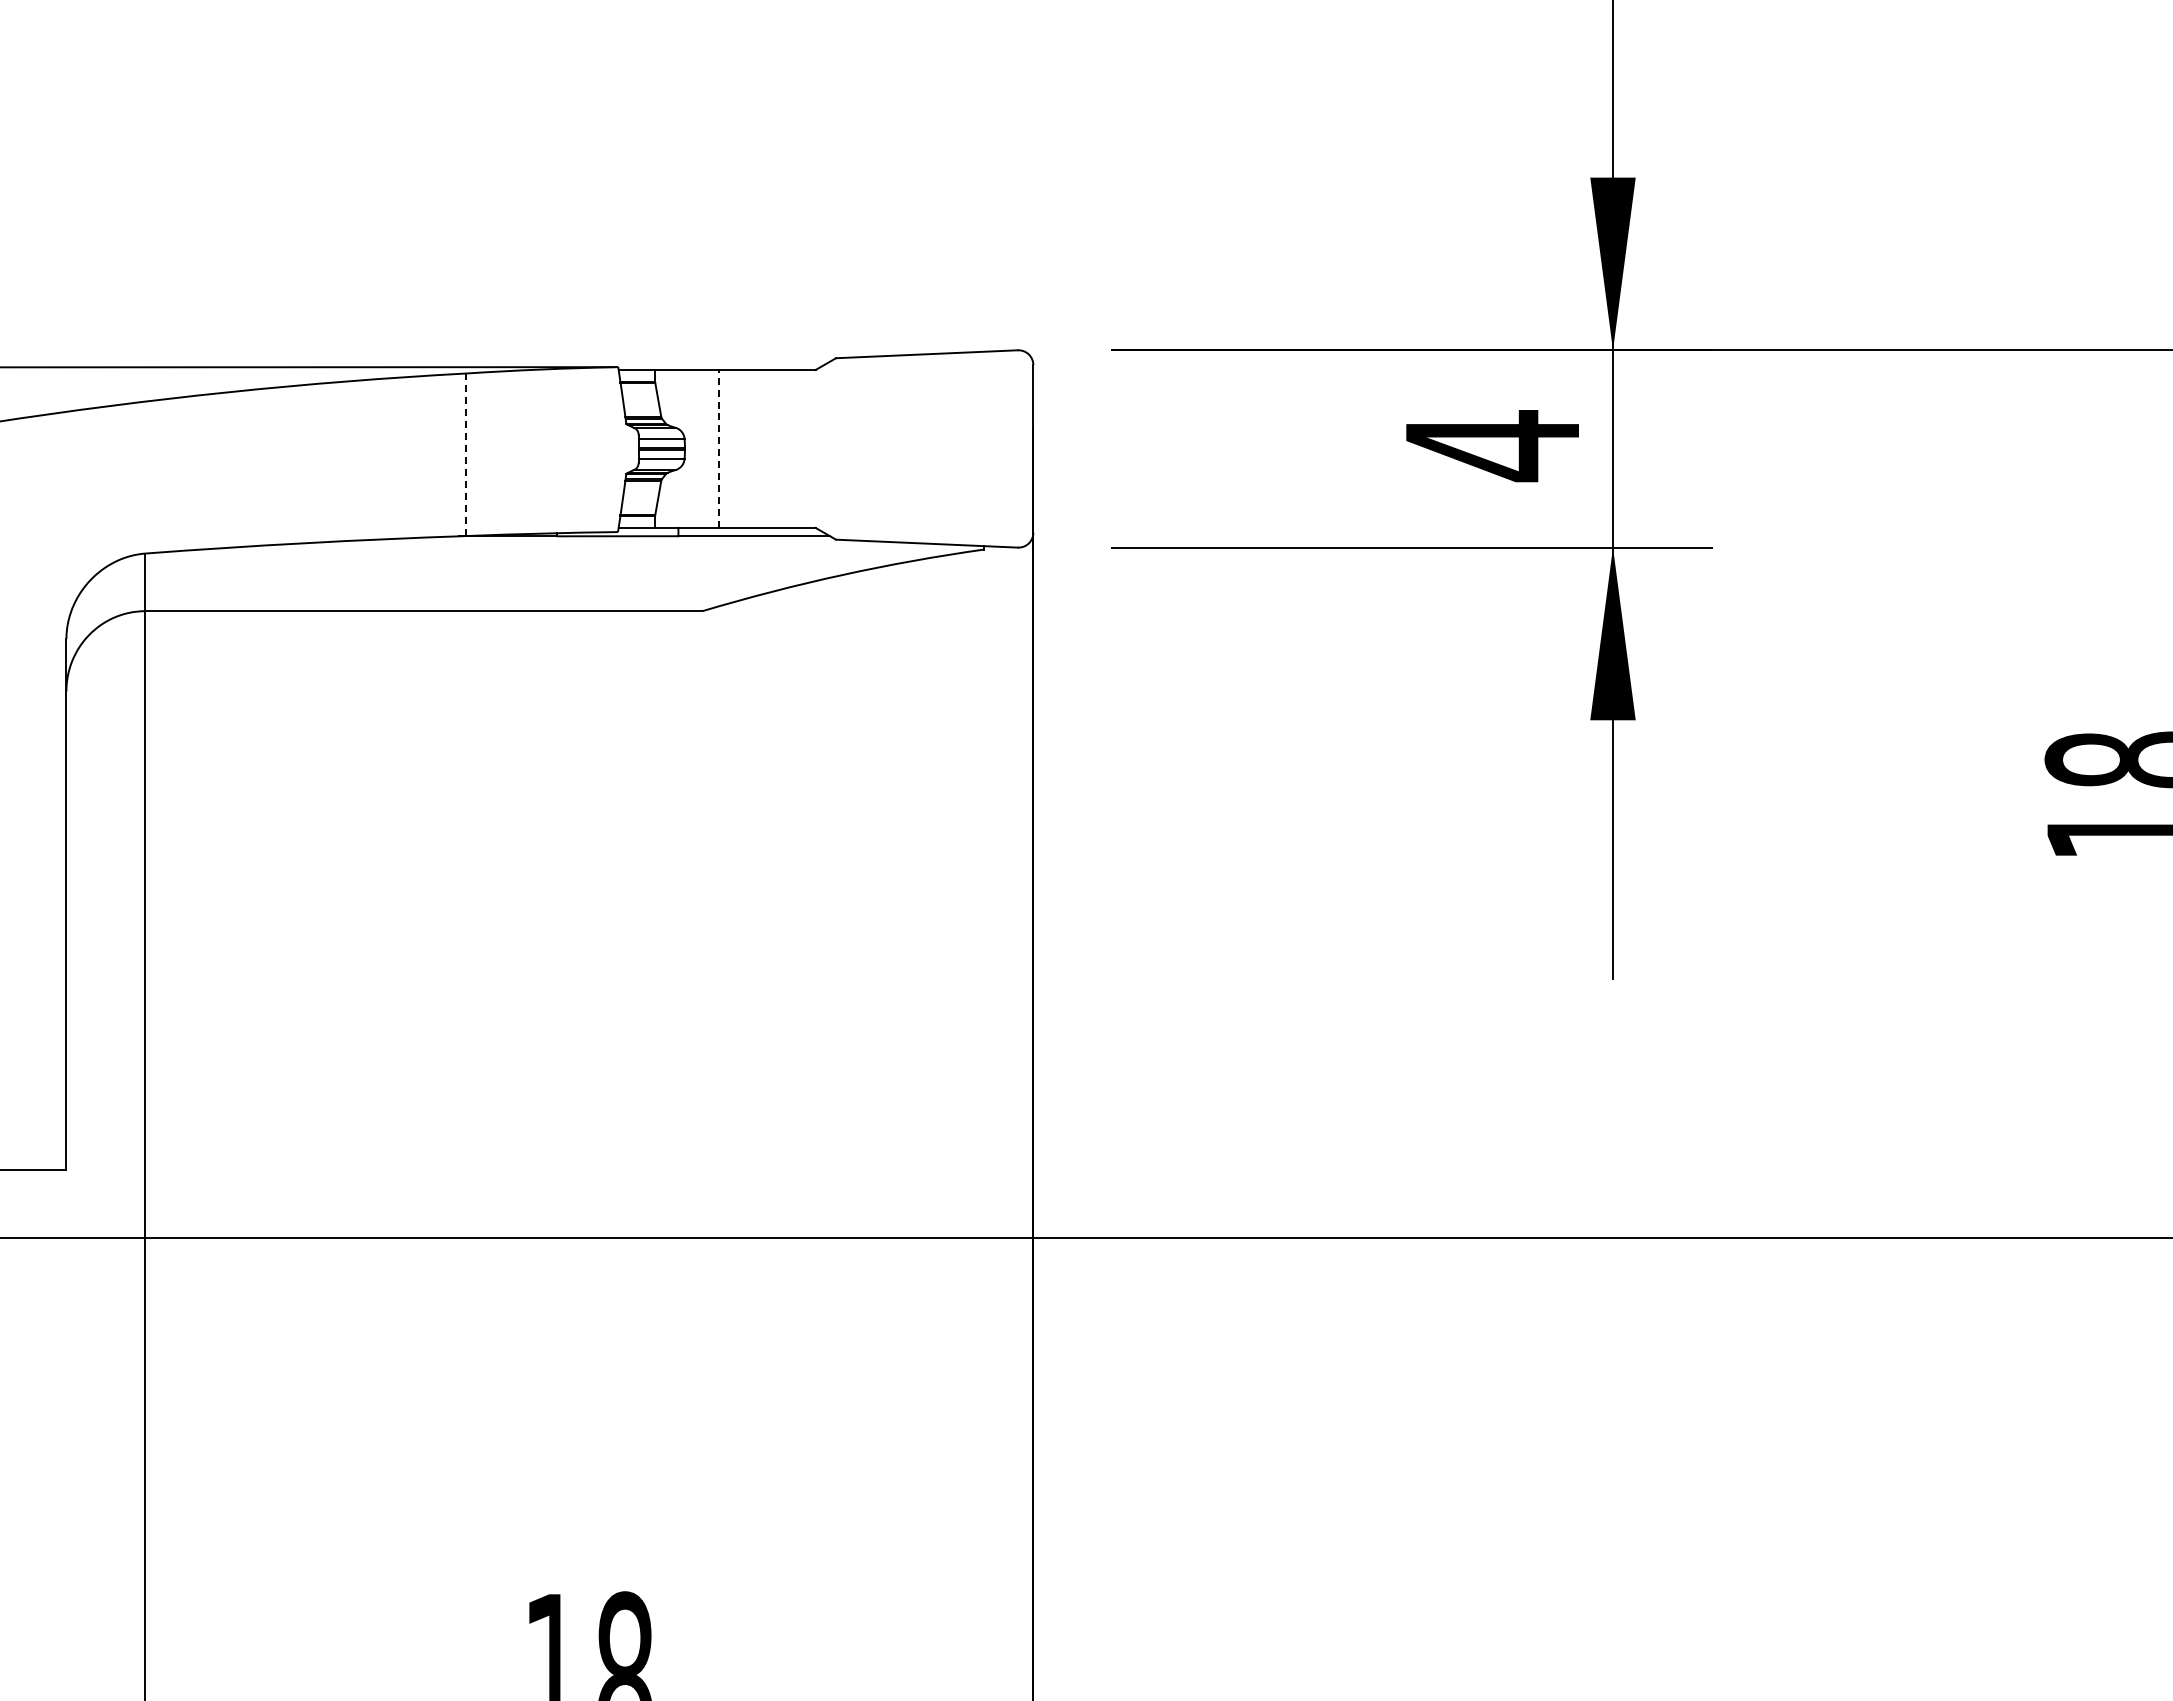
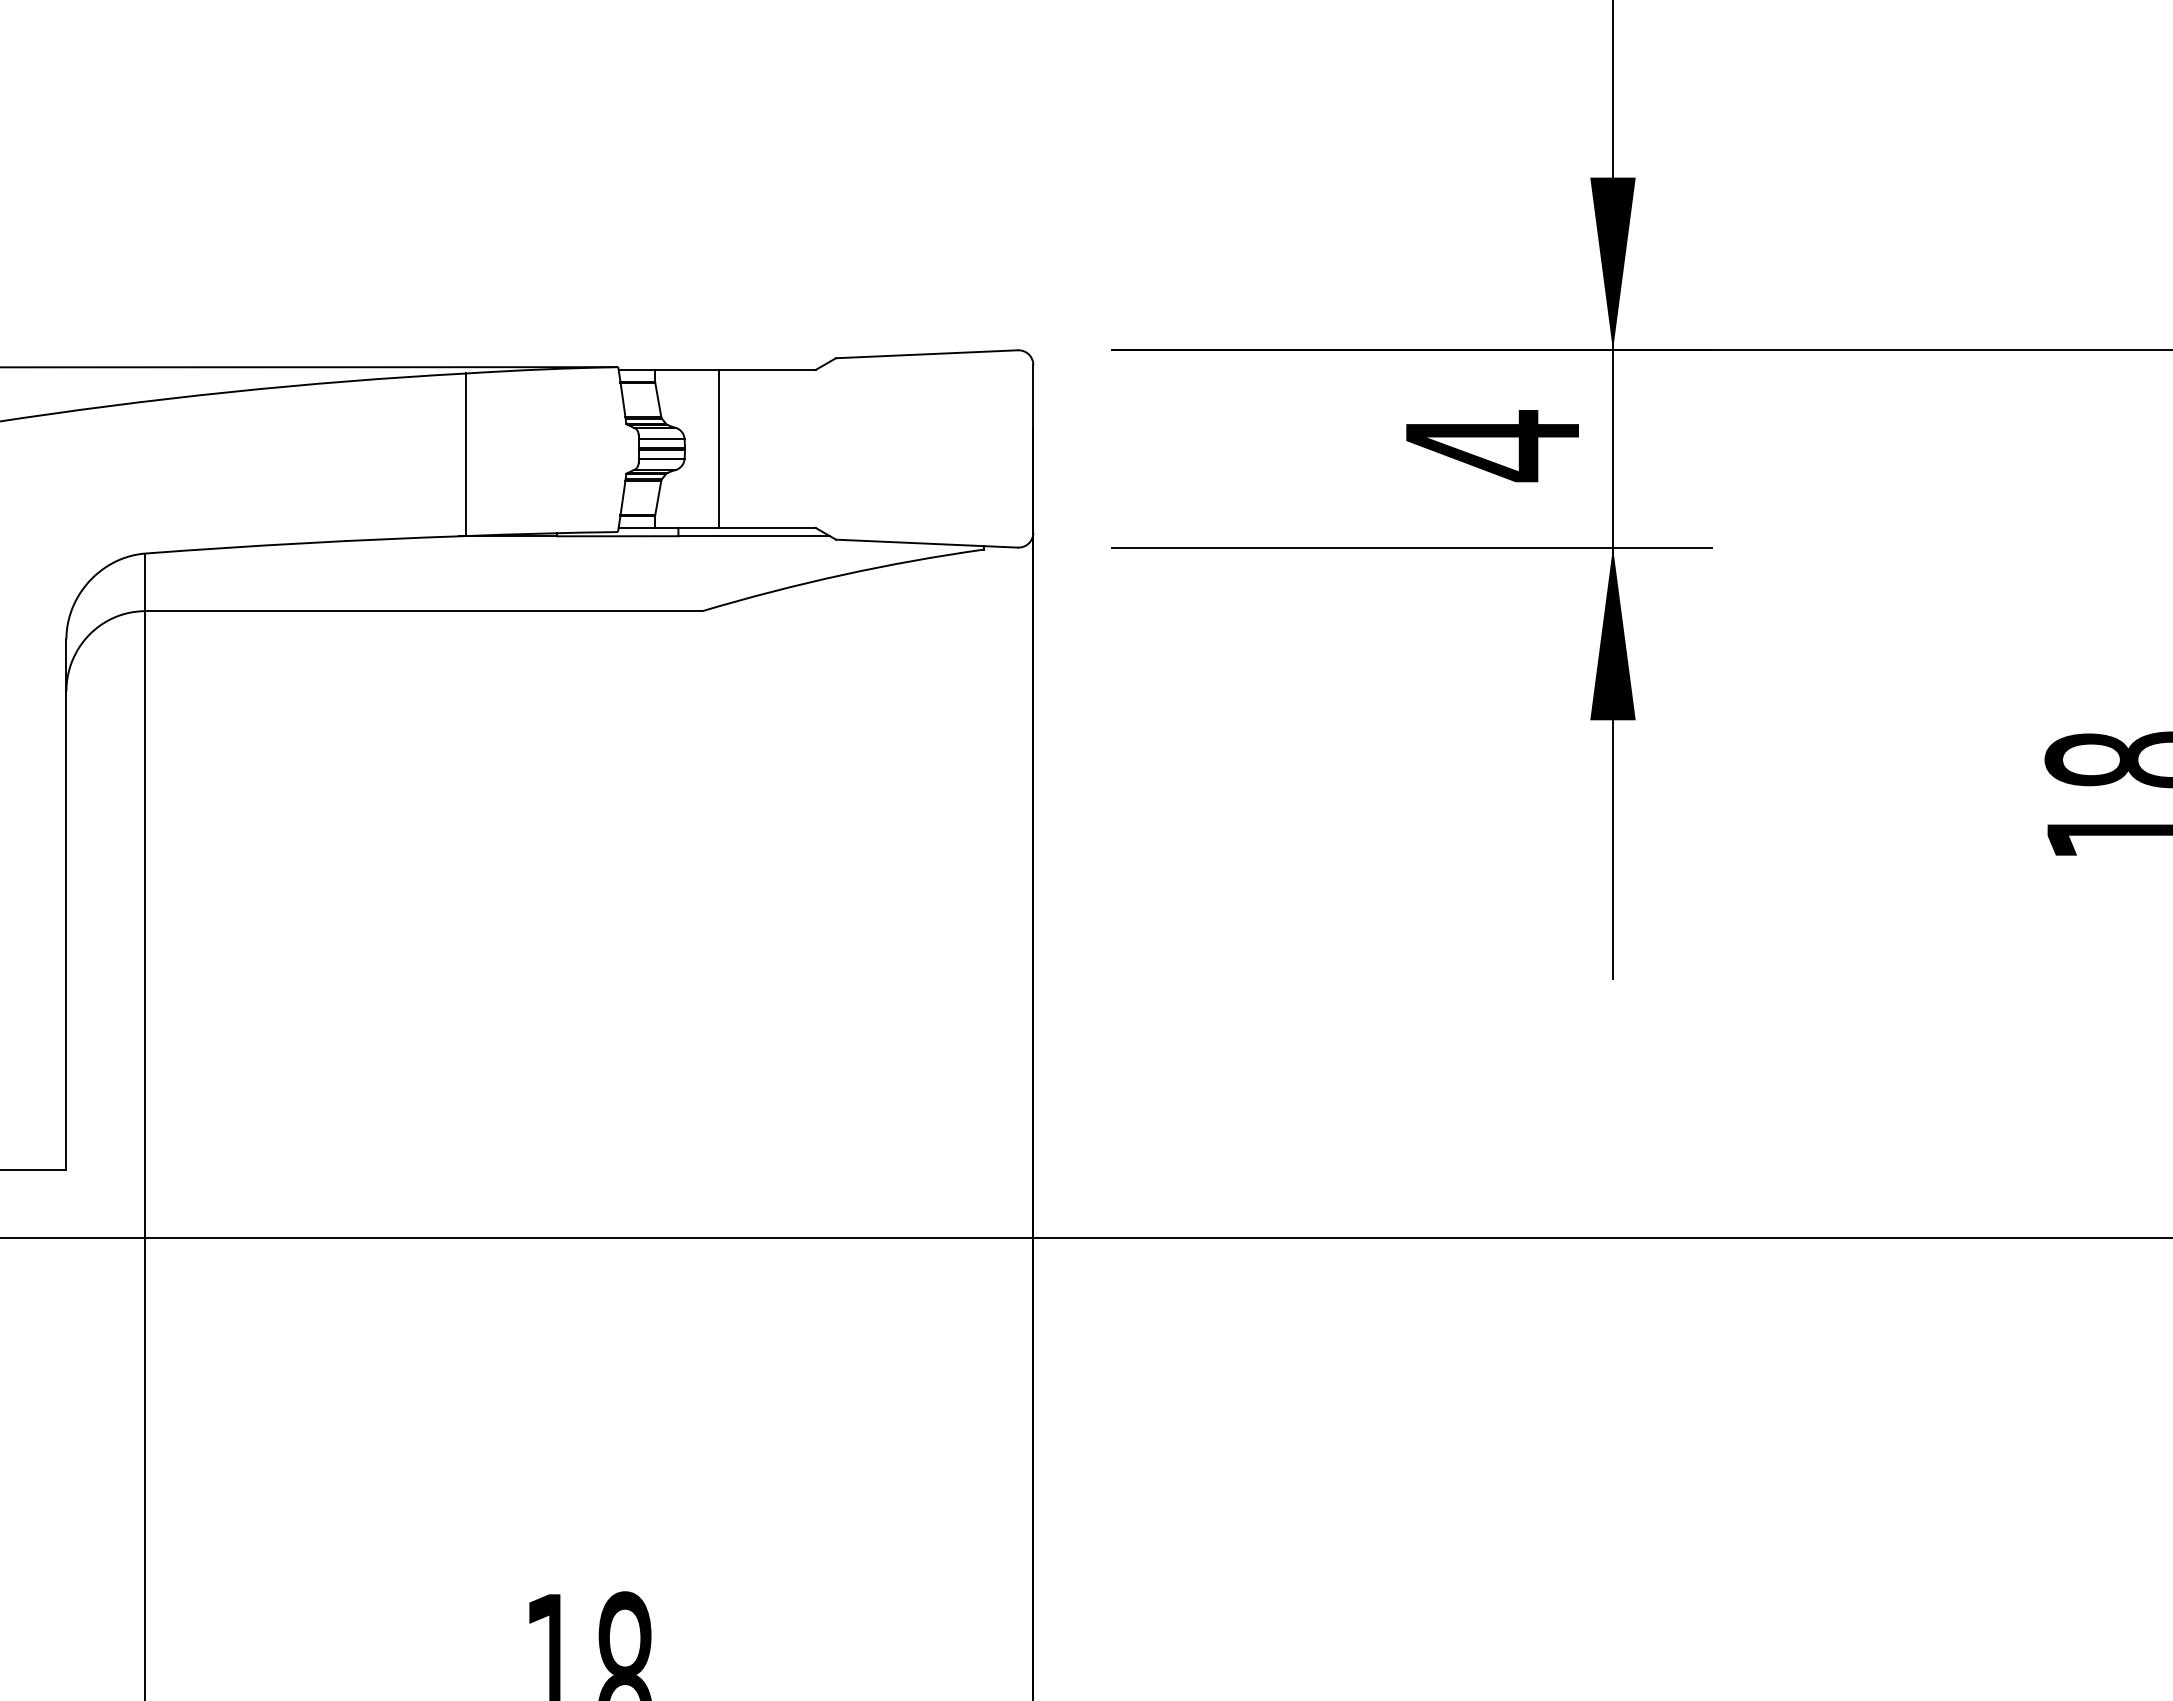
line: dashed -> solid (719, 448)
line: dashed -> solid (466, 455)
